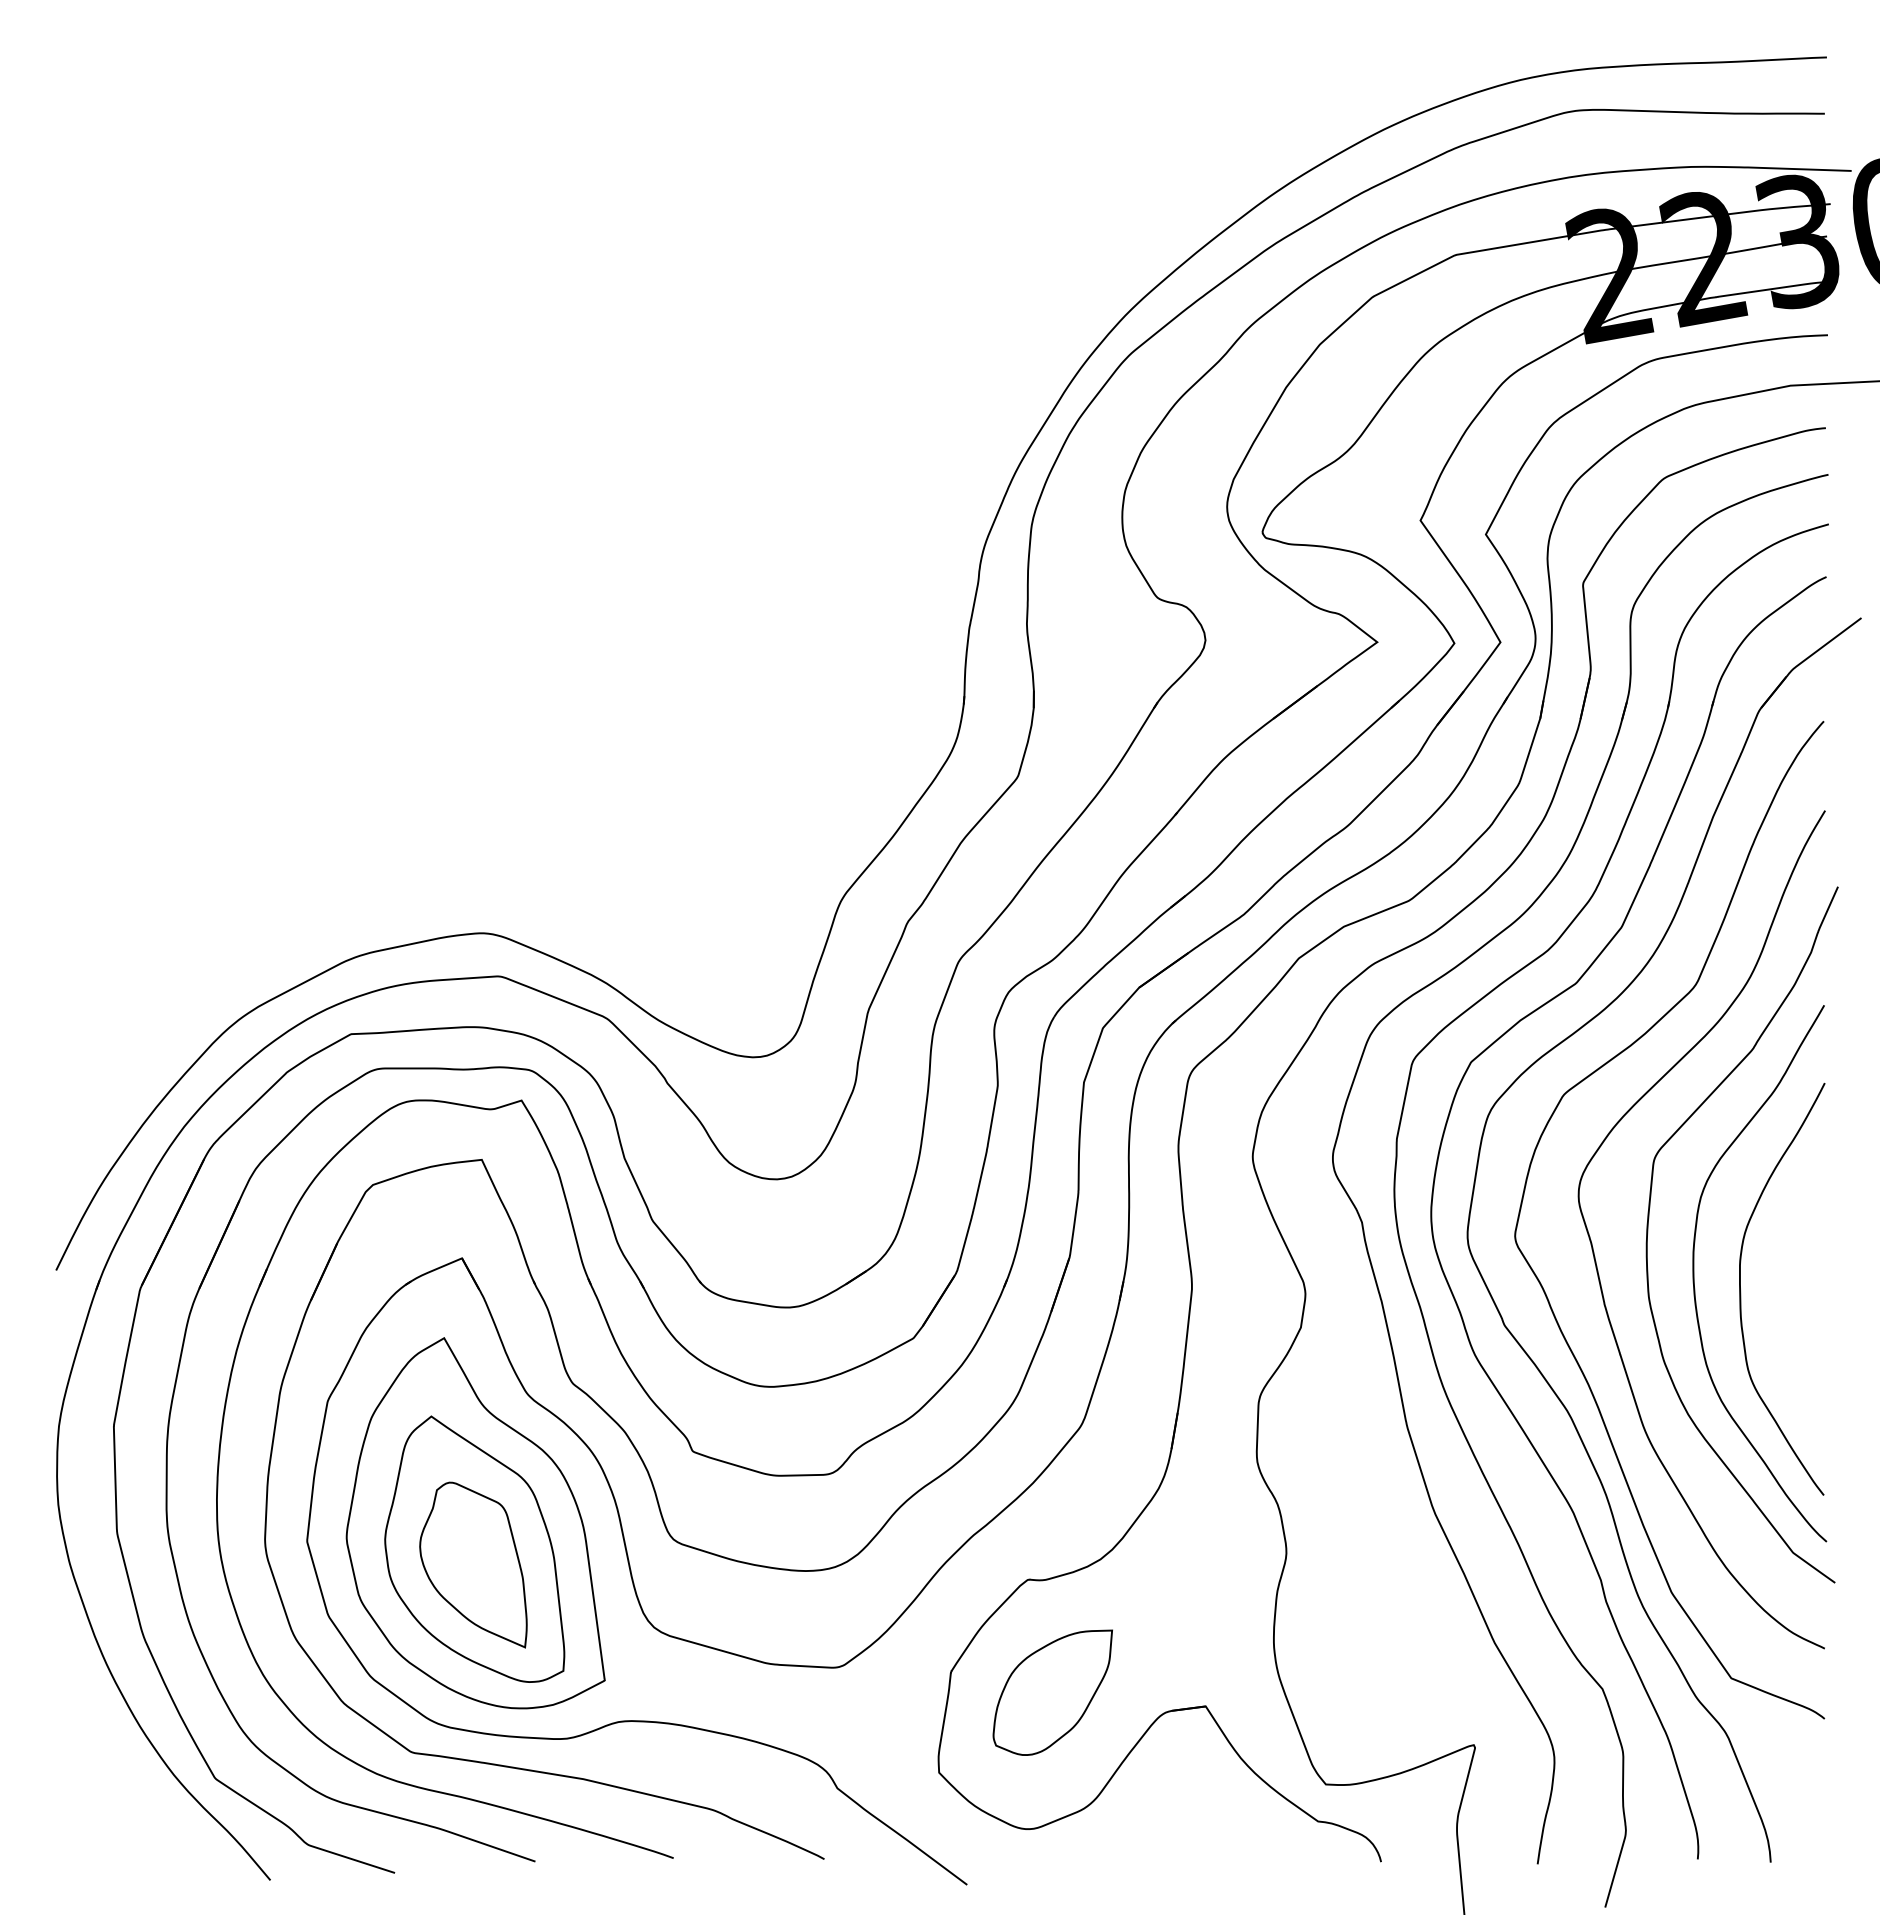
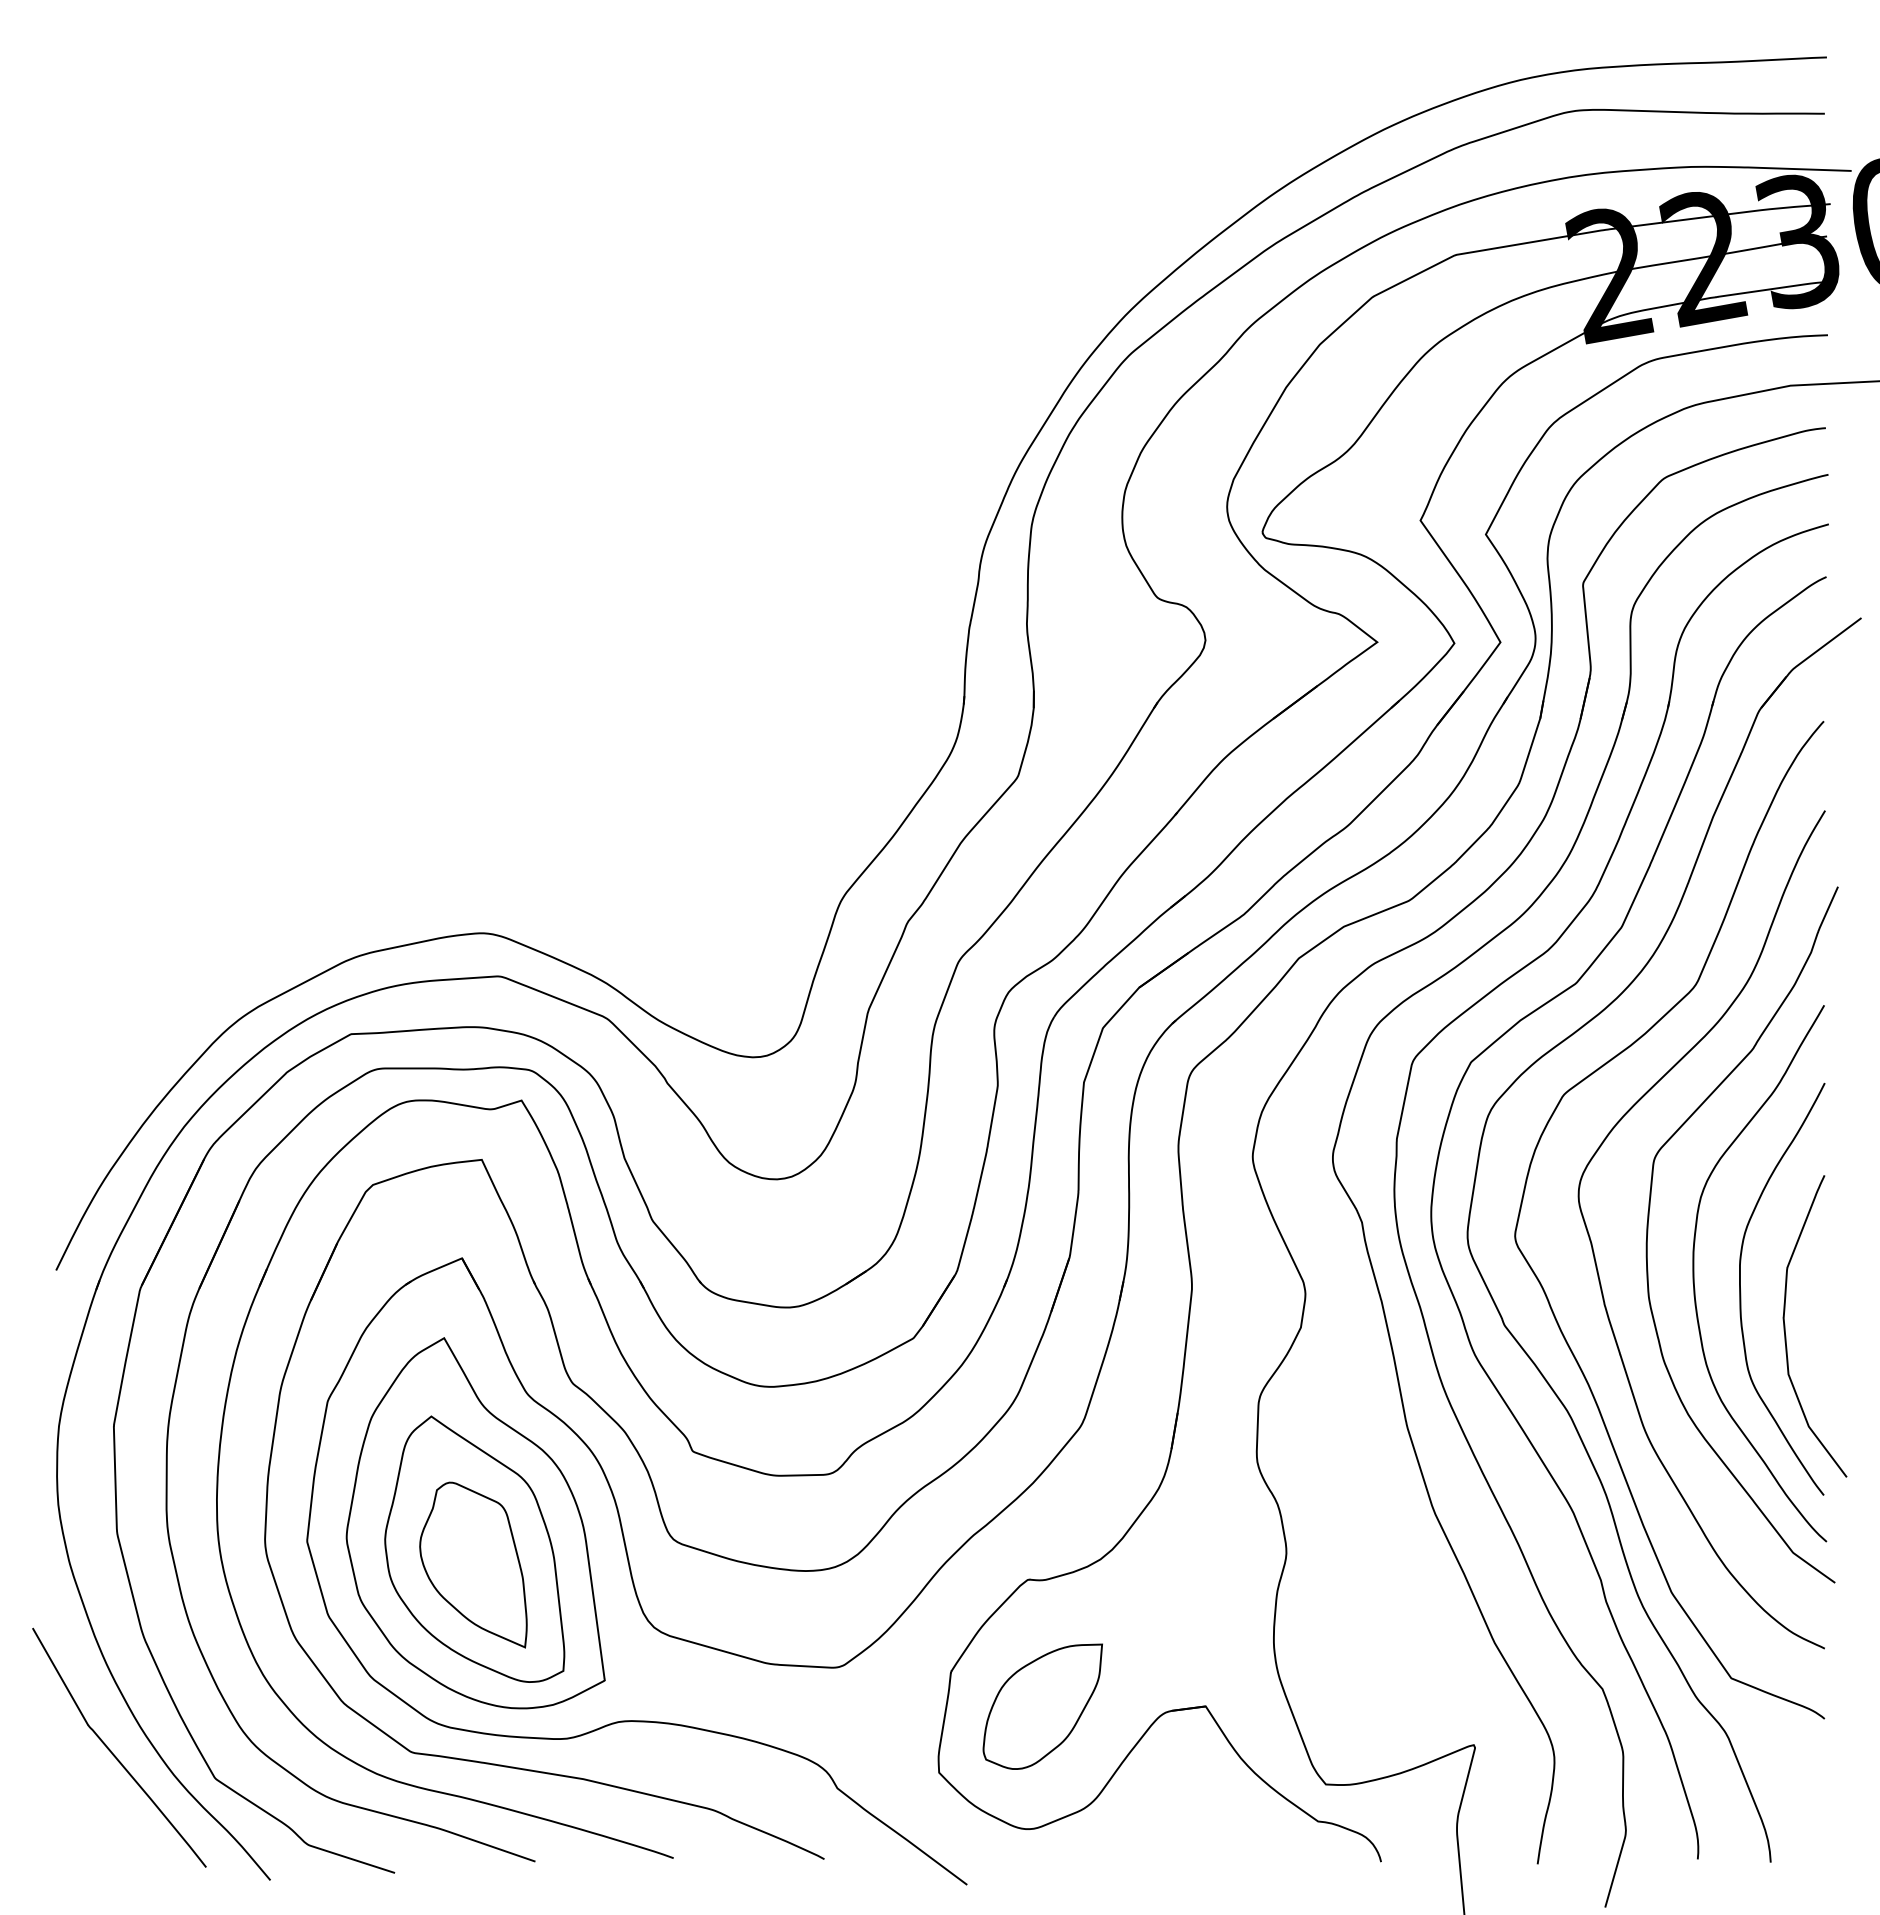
curve: none -> present (1785, 1326)
part position: (1052, 1692) -> (1042, 1706) (1042, 1706)
curve: none -> present (113, 1753)
